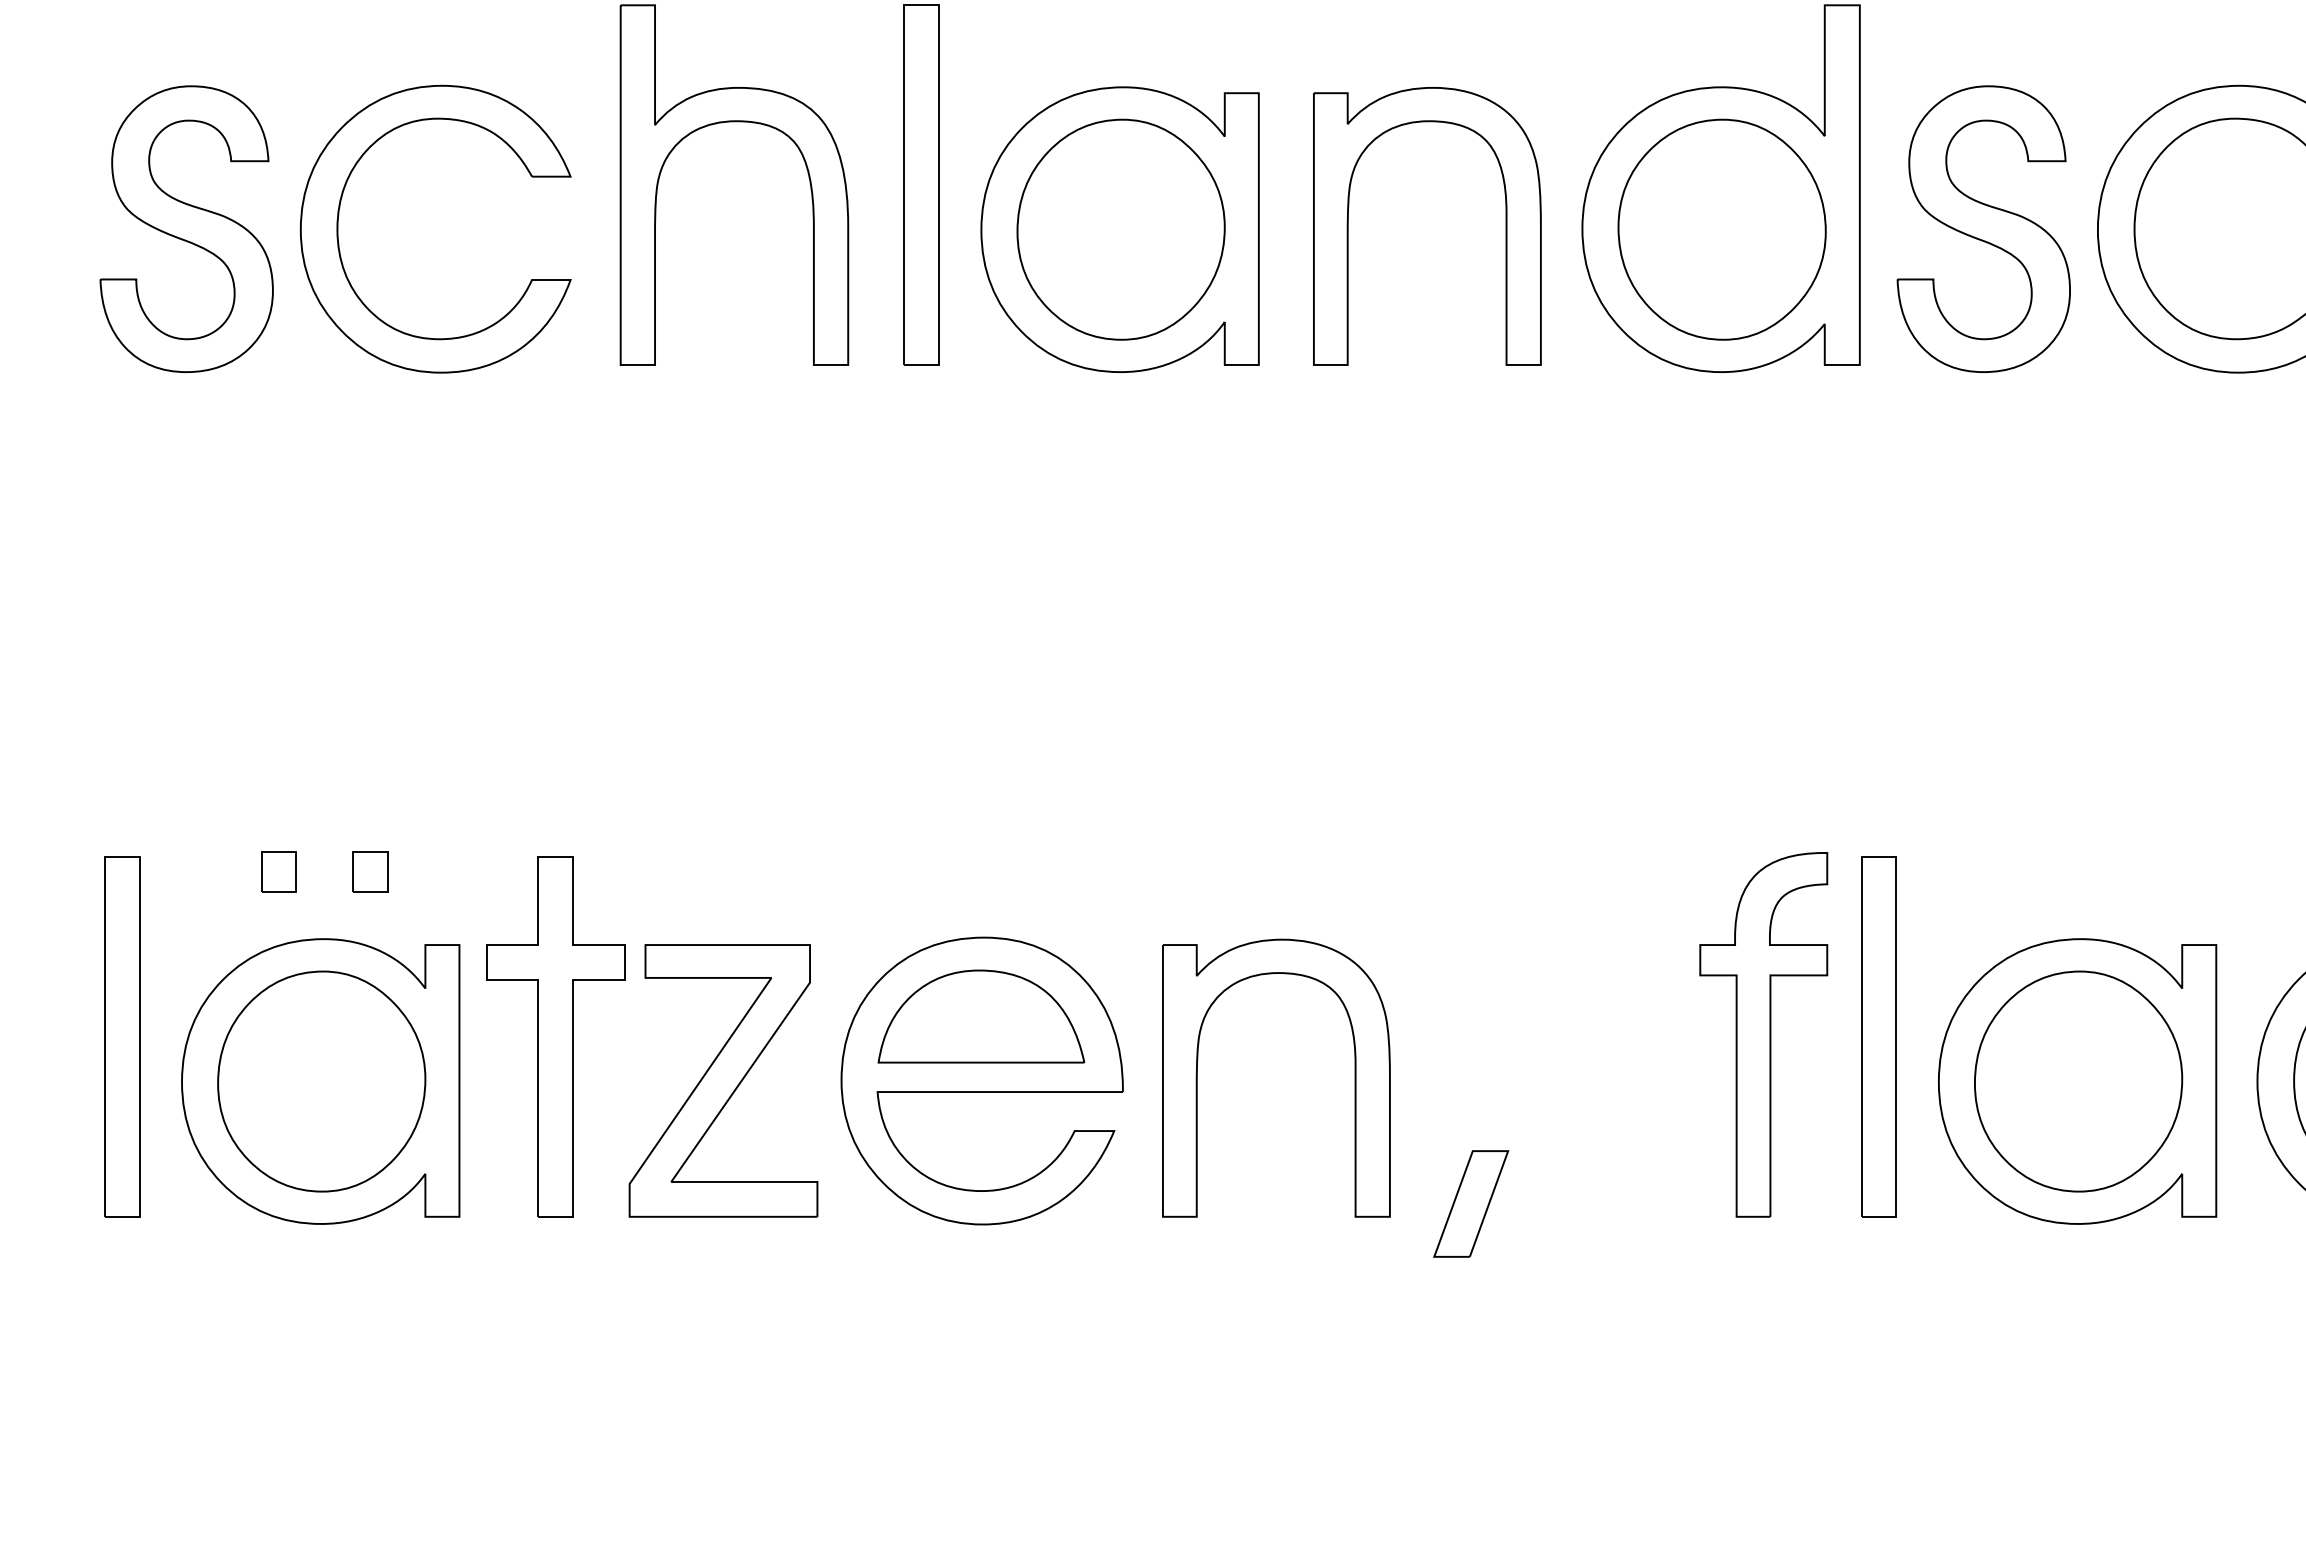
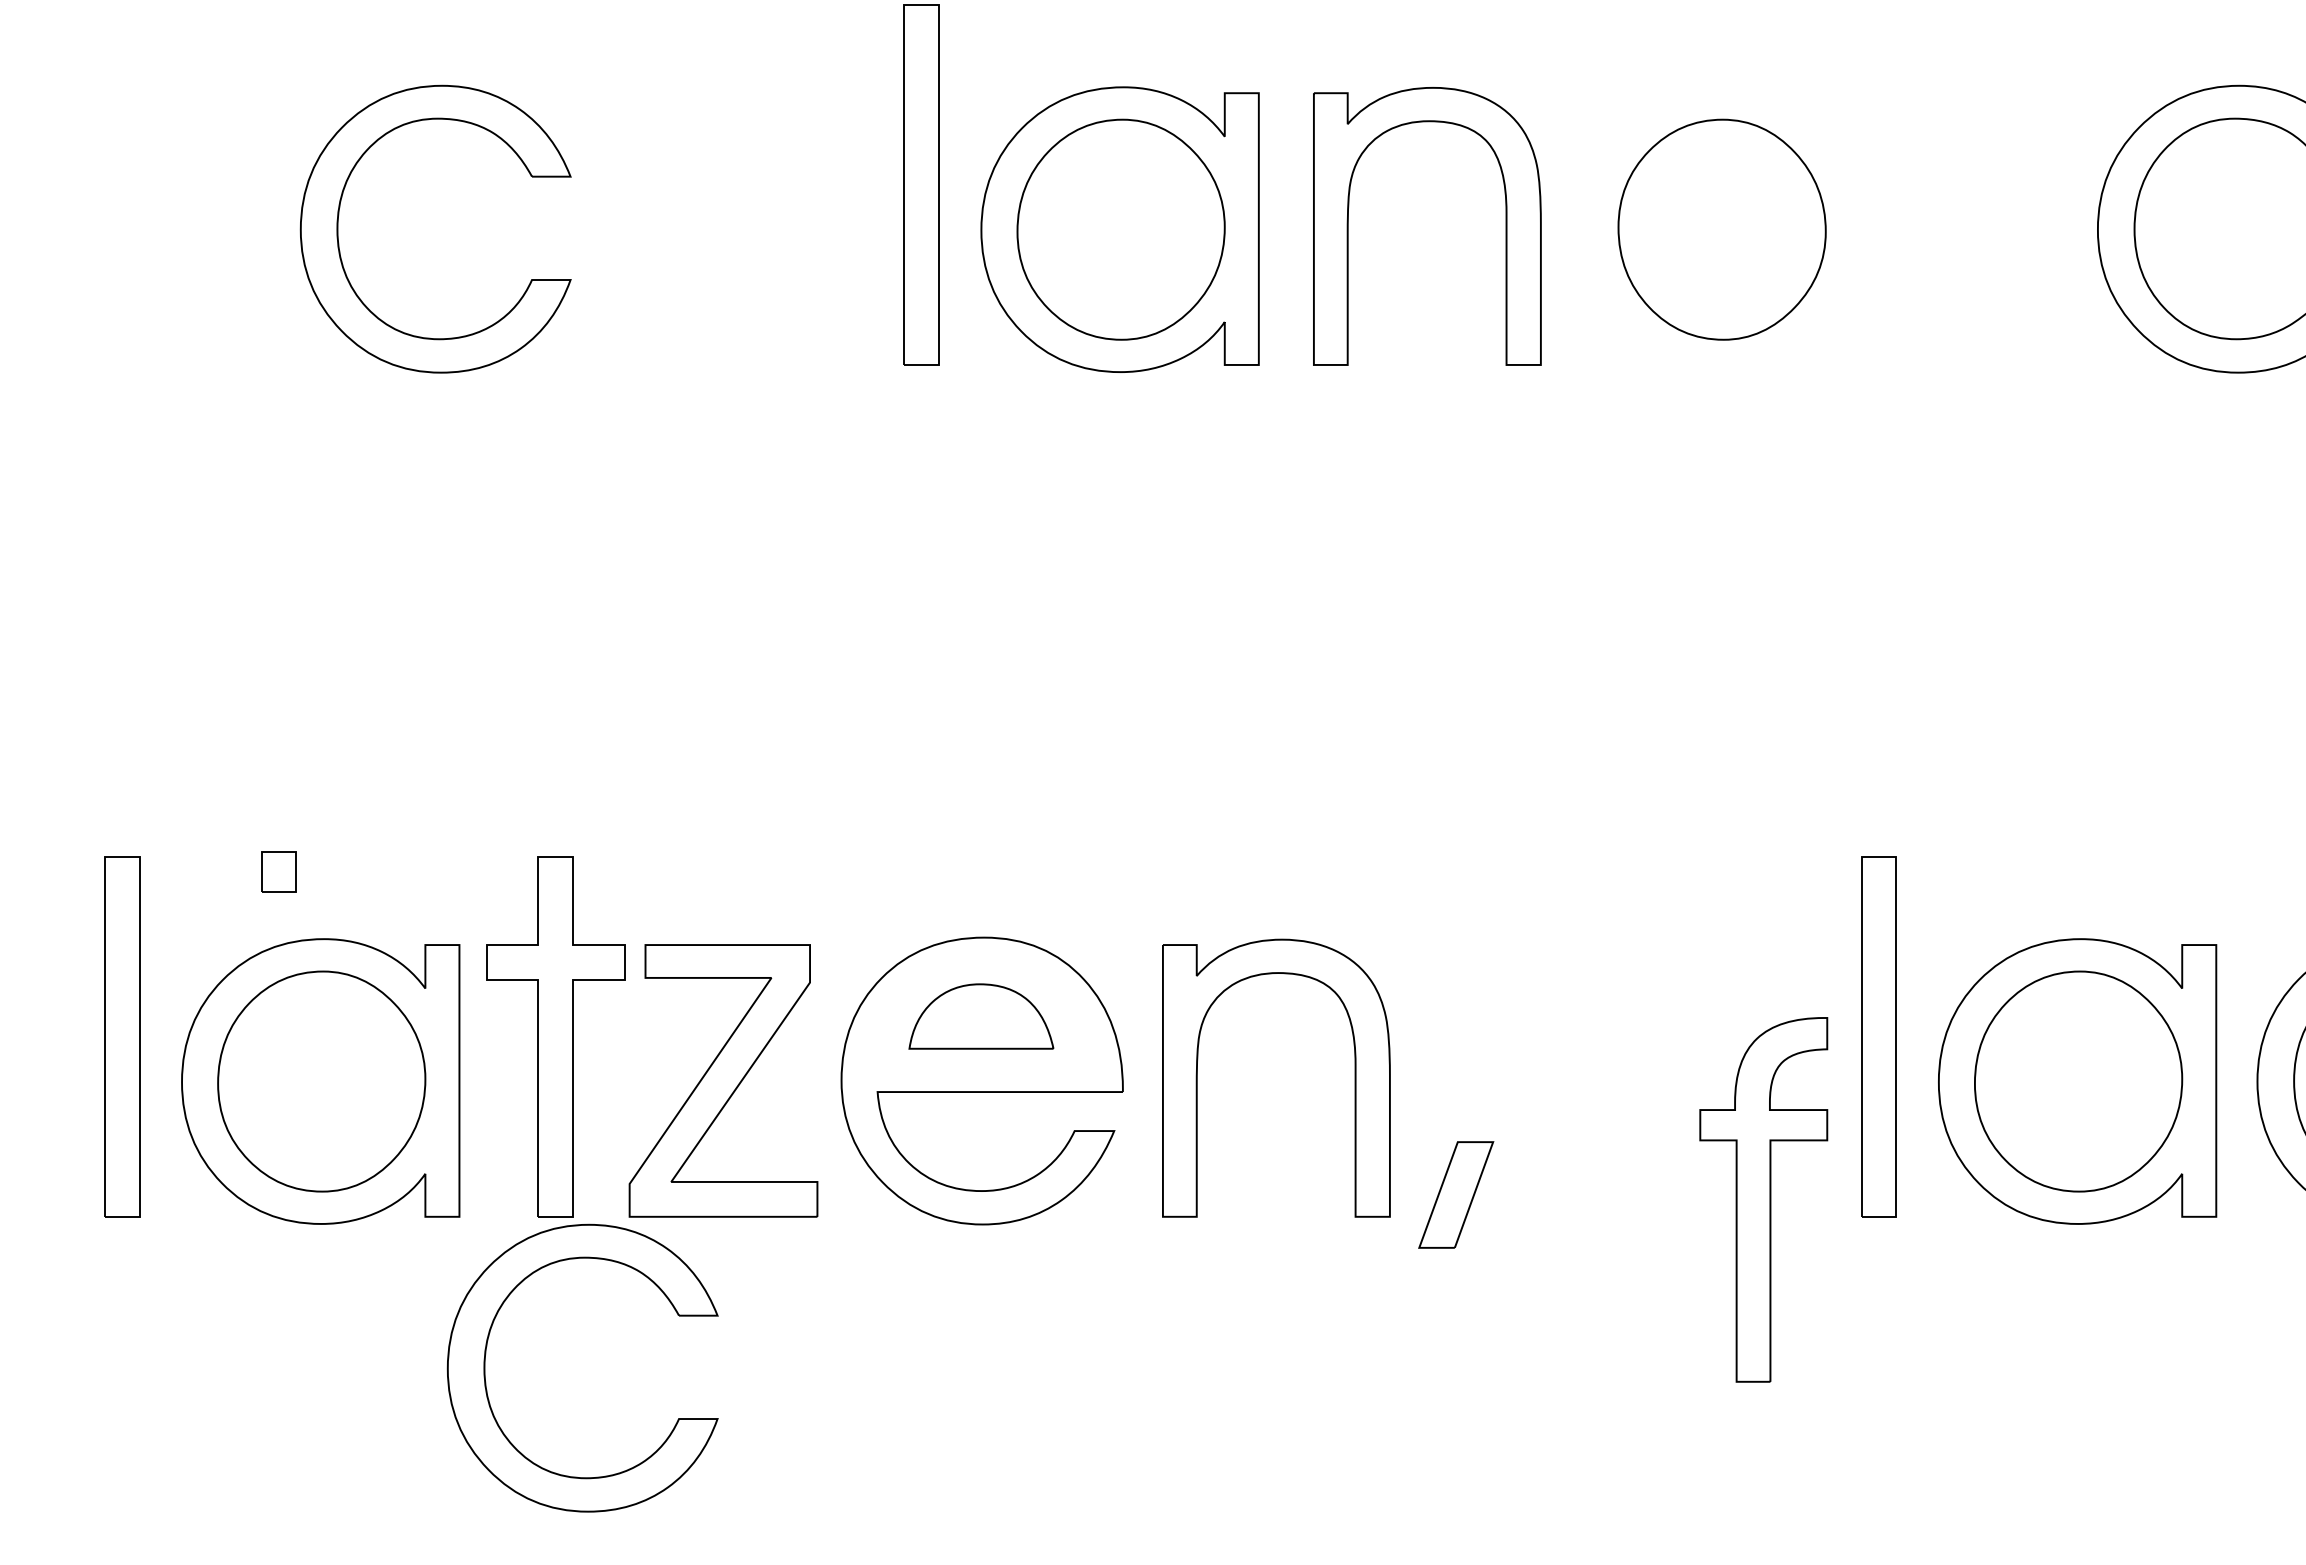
part: present -> none (734, 122)
part: present -> none (1720, 188)
part: present -> none (186, 228)
part: present -> none (1983, 228)
part: present -> none (370, 871)
part size: 209x95 px -> 147x67 px (981, 1016)
part position: (1763, 1034) -> (1763, 1199) (1763, 1199)
part position: (1471, 1203) -> (1456, 1194) (1456, 1194)
part: none -> present (486, 1354)
